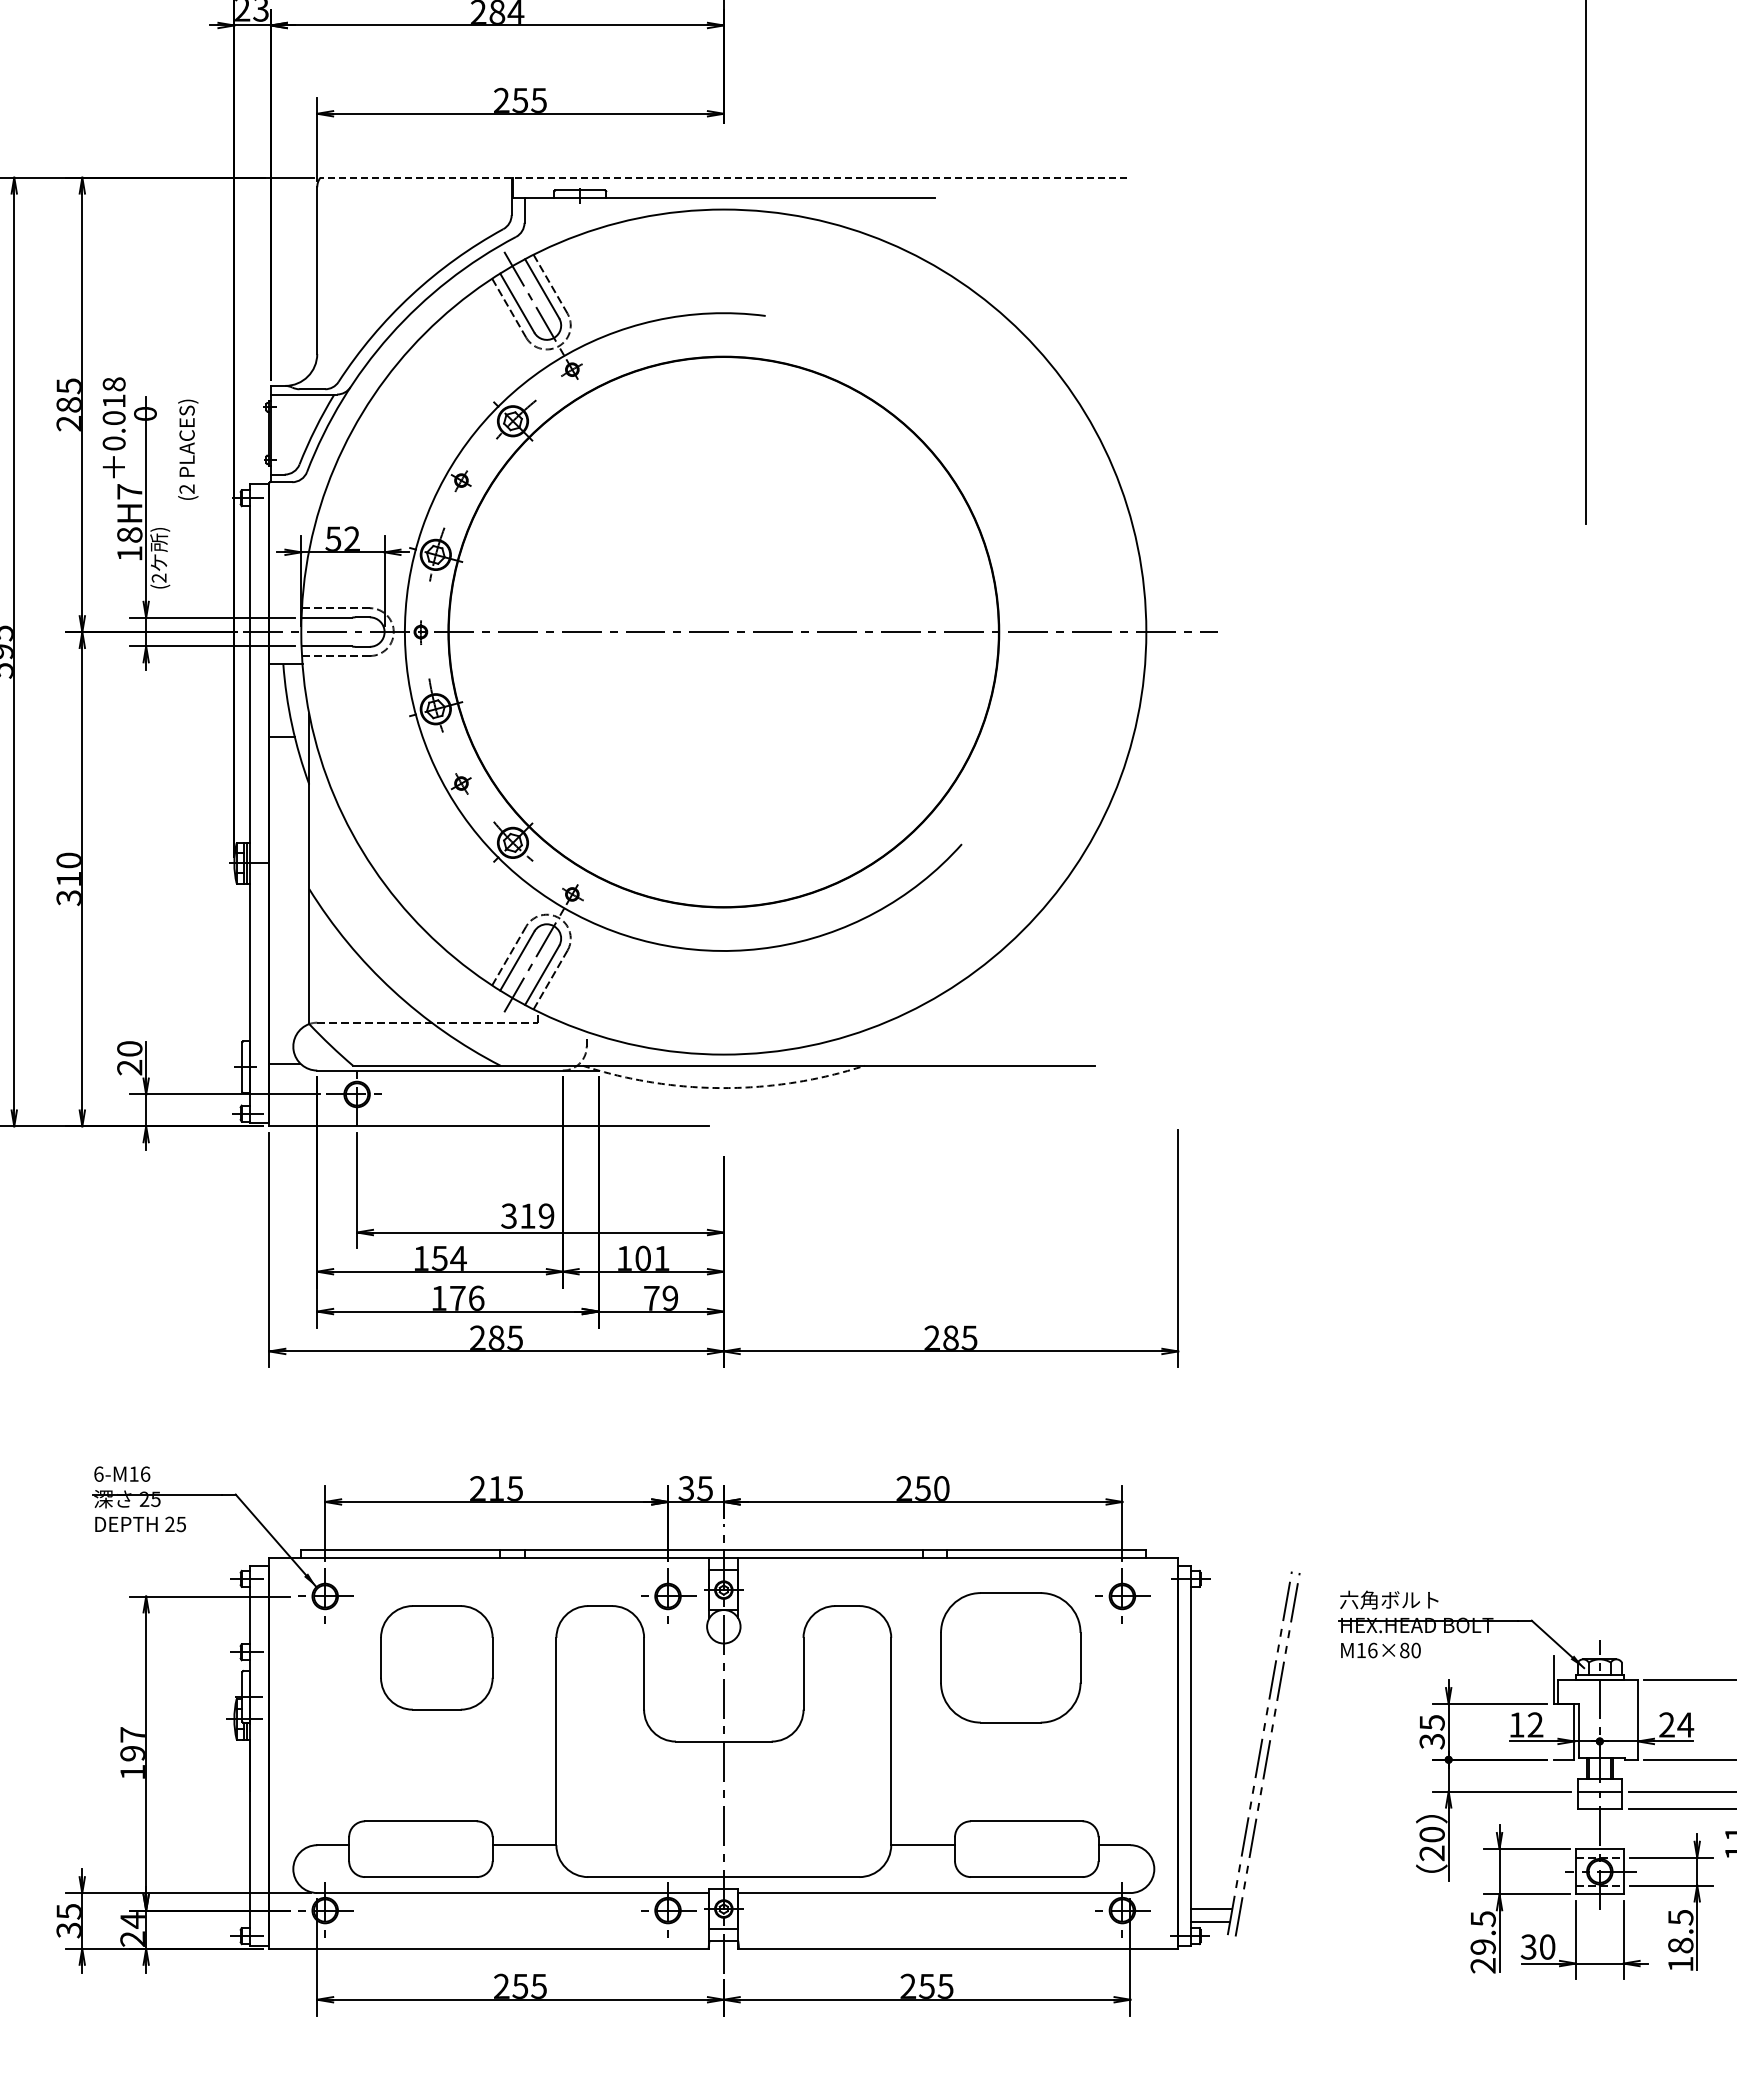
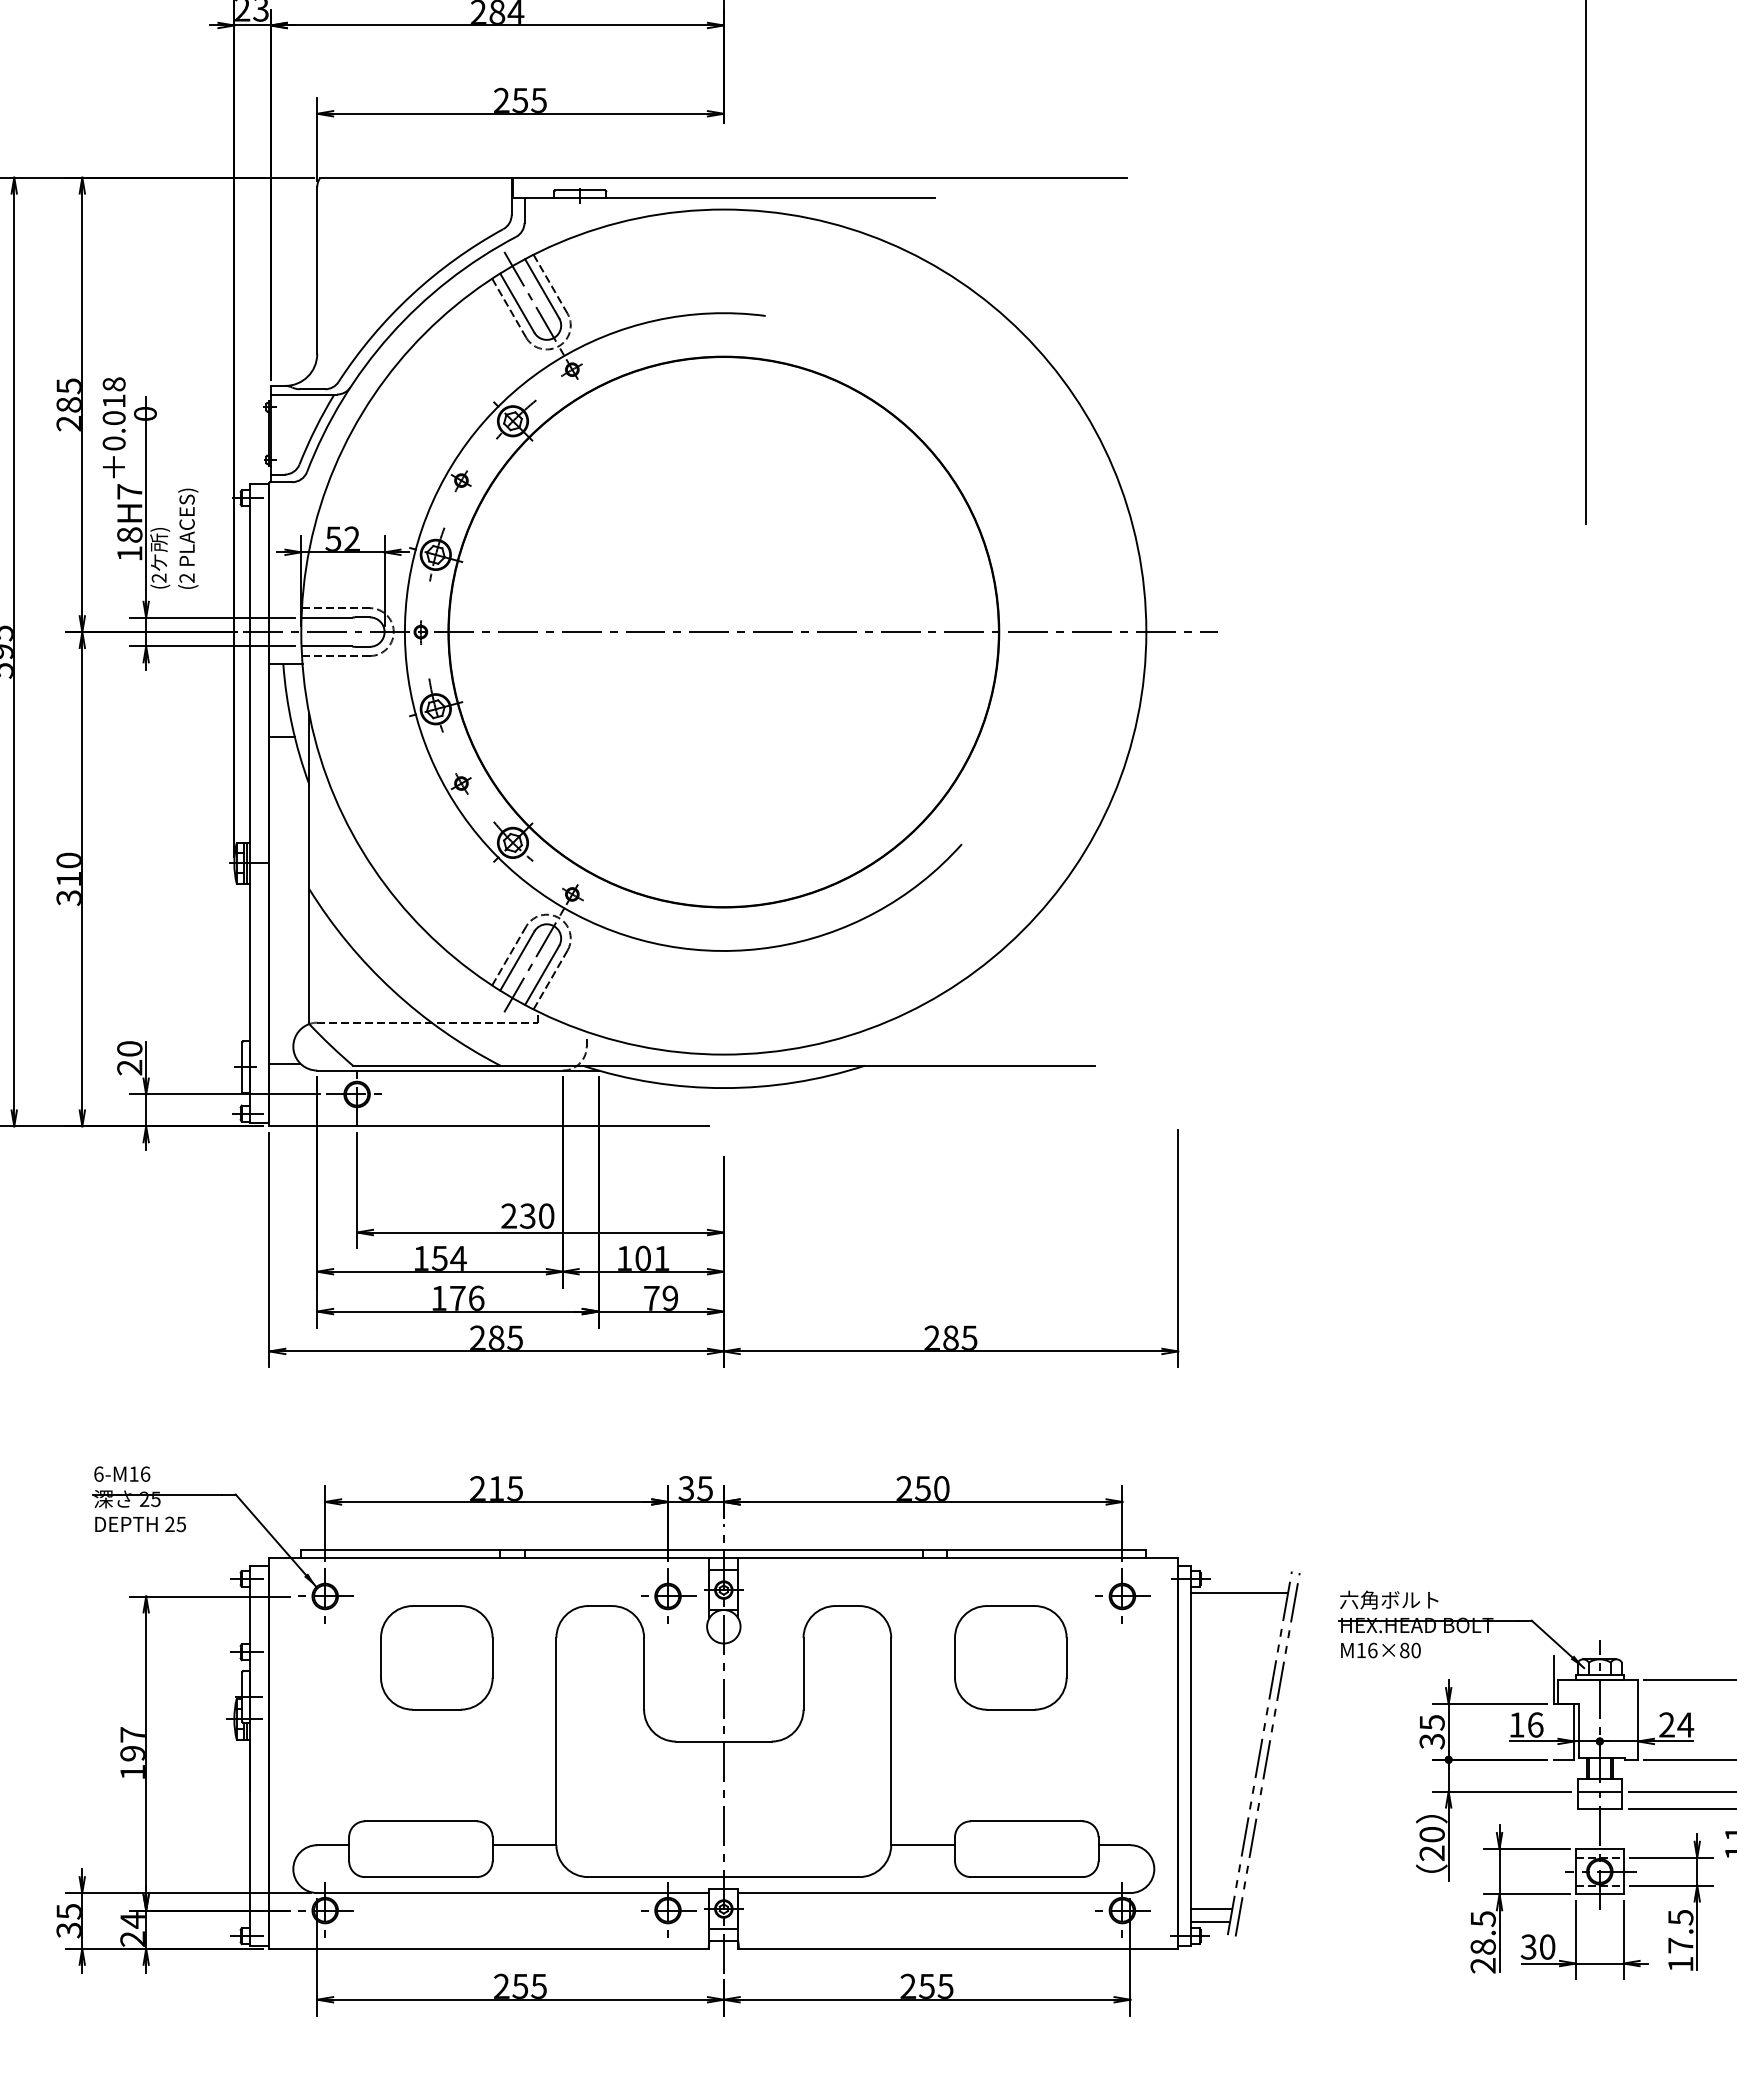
line: dashed -> solid (723, 177)
text position: (188, 449) -> (188, 538) (188, 538)
arc: dashed -> solid (723, 1088)
text: 319 -> 230 (527, 1215)
line: none -> present (1239, 1593)
part size: 142x132 px -> 114x106 px (1010, 1657)
text: 12 -> 16 (1535, 1724)
text: 18.5 -> 17.5 (1680, 1945)
text: 29.5 -> 28.5 (1482, 1946)
